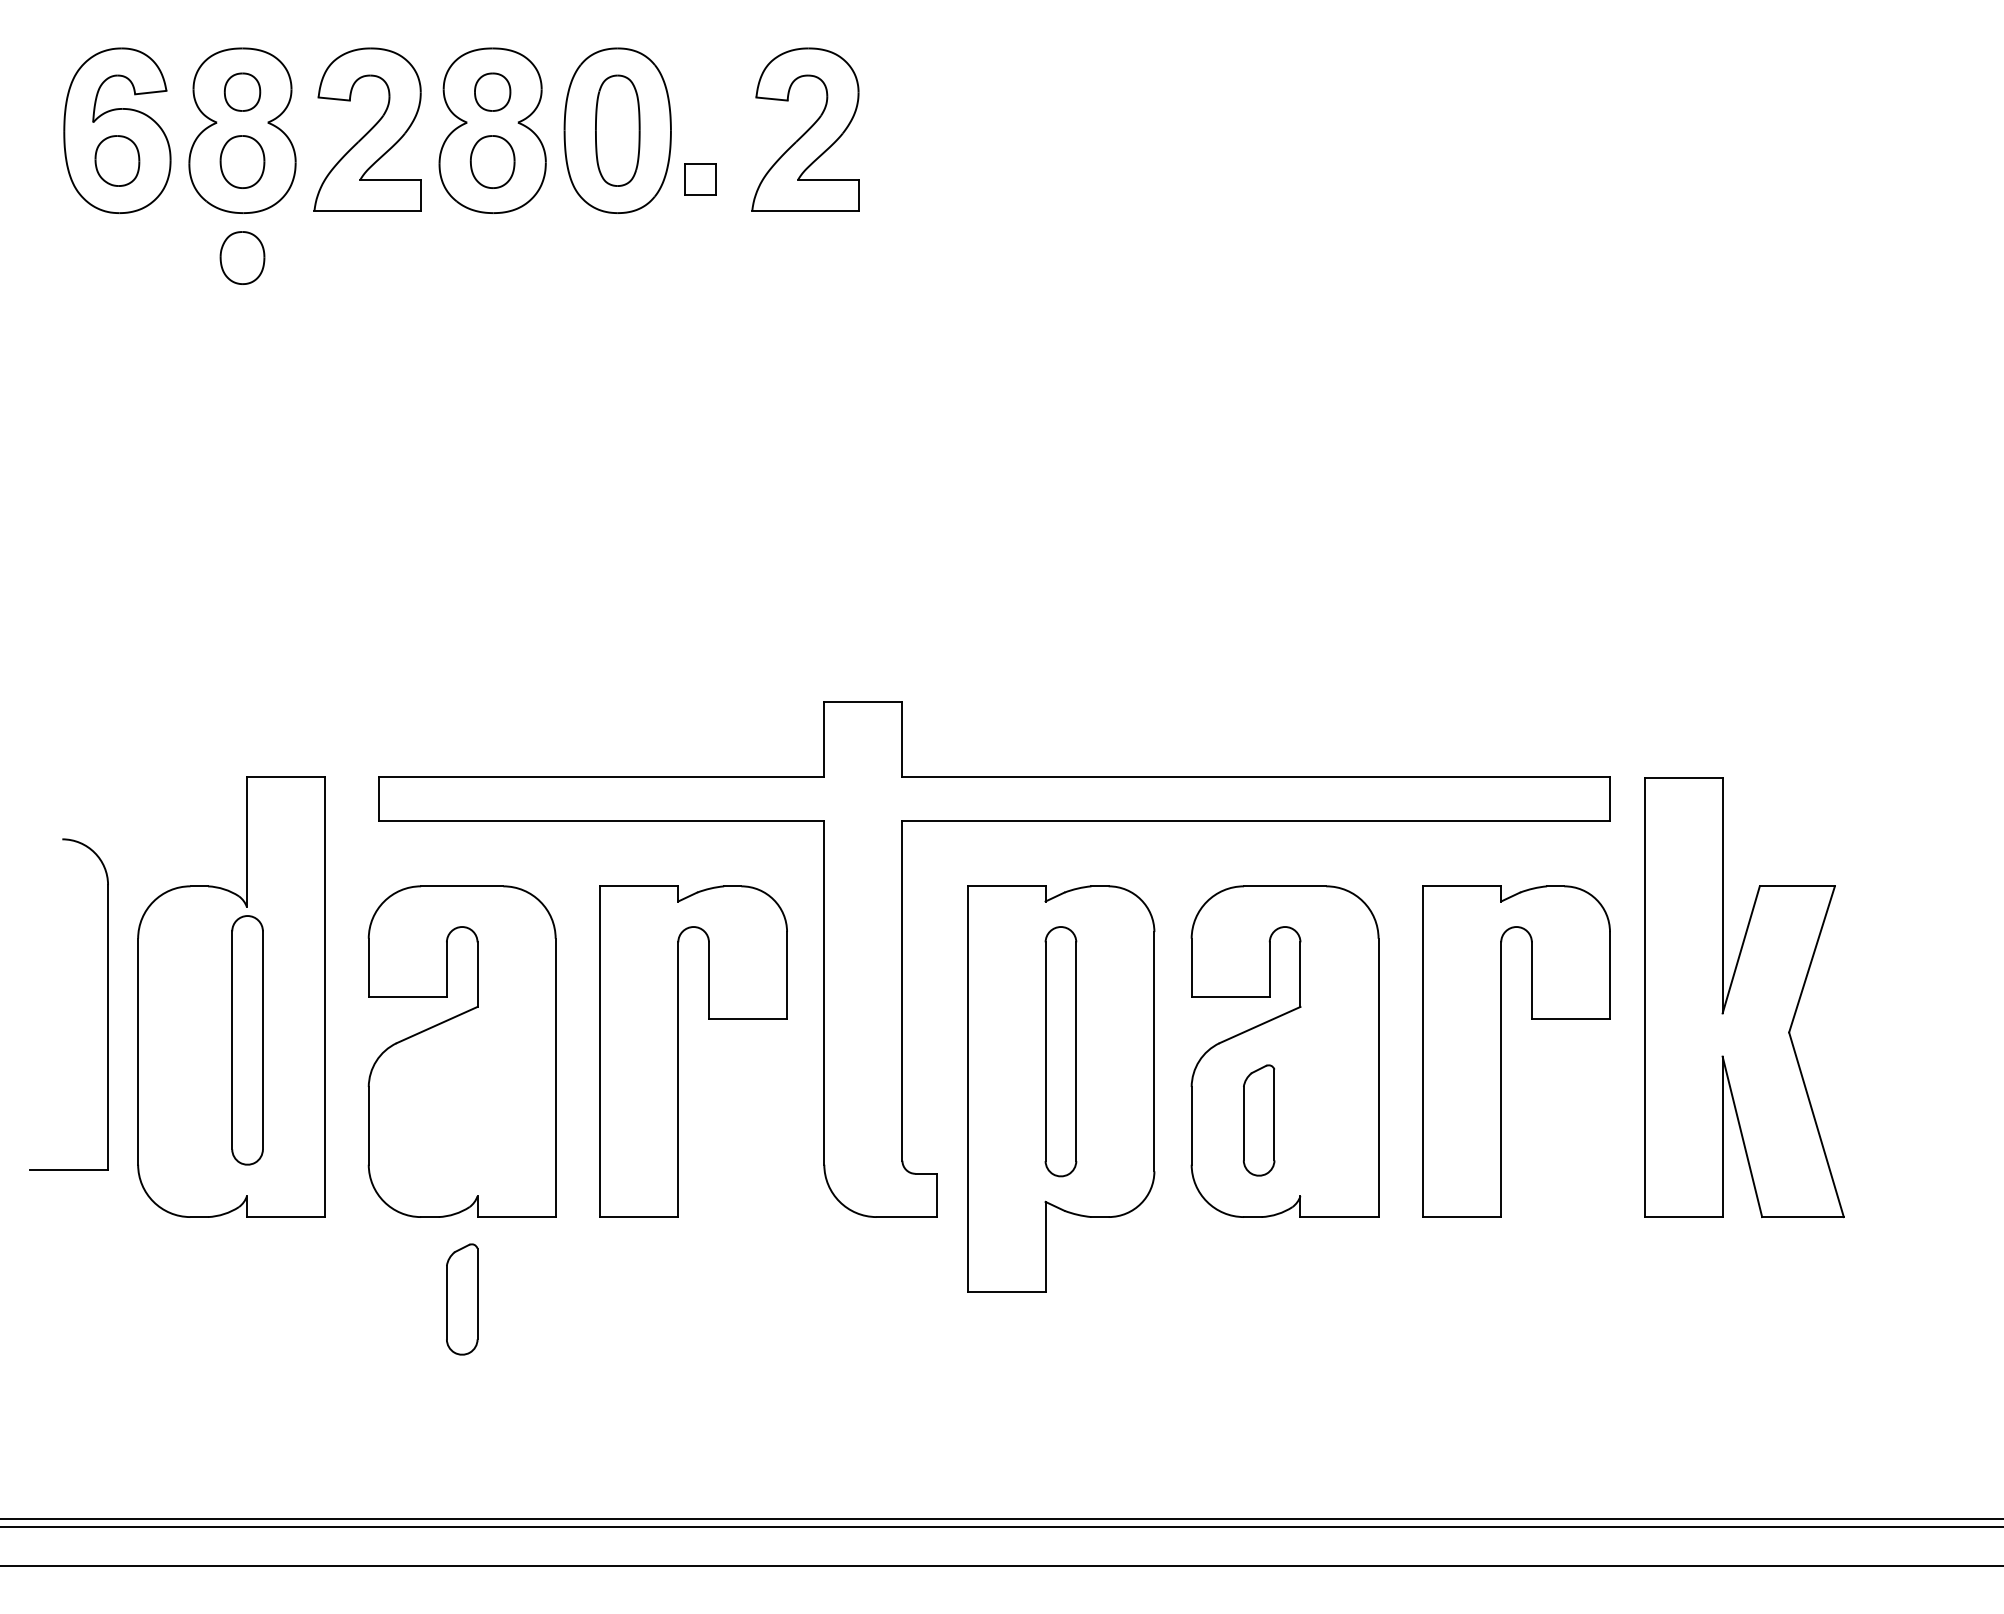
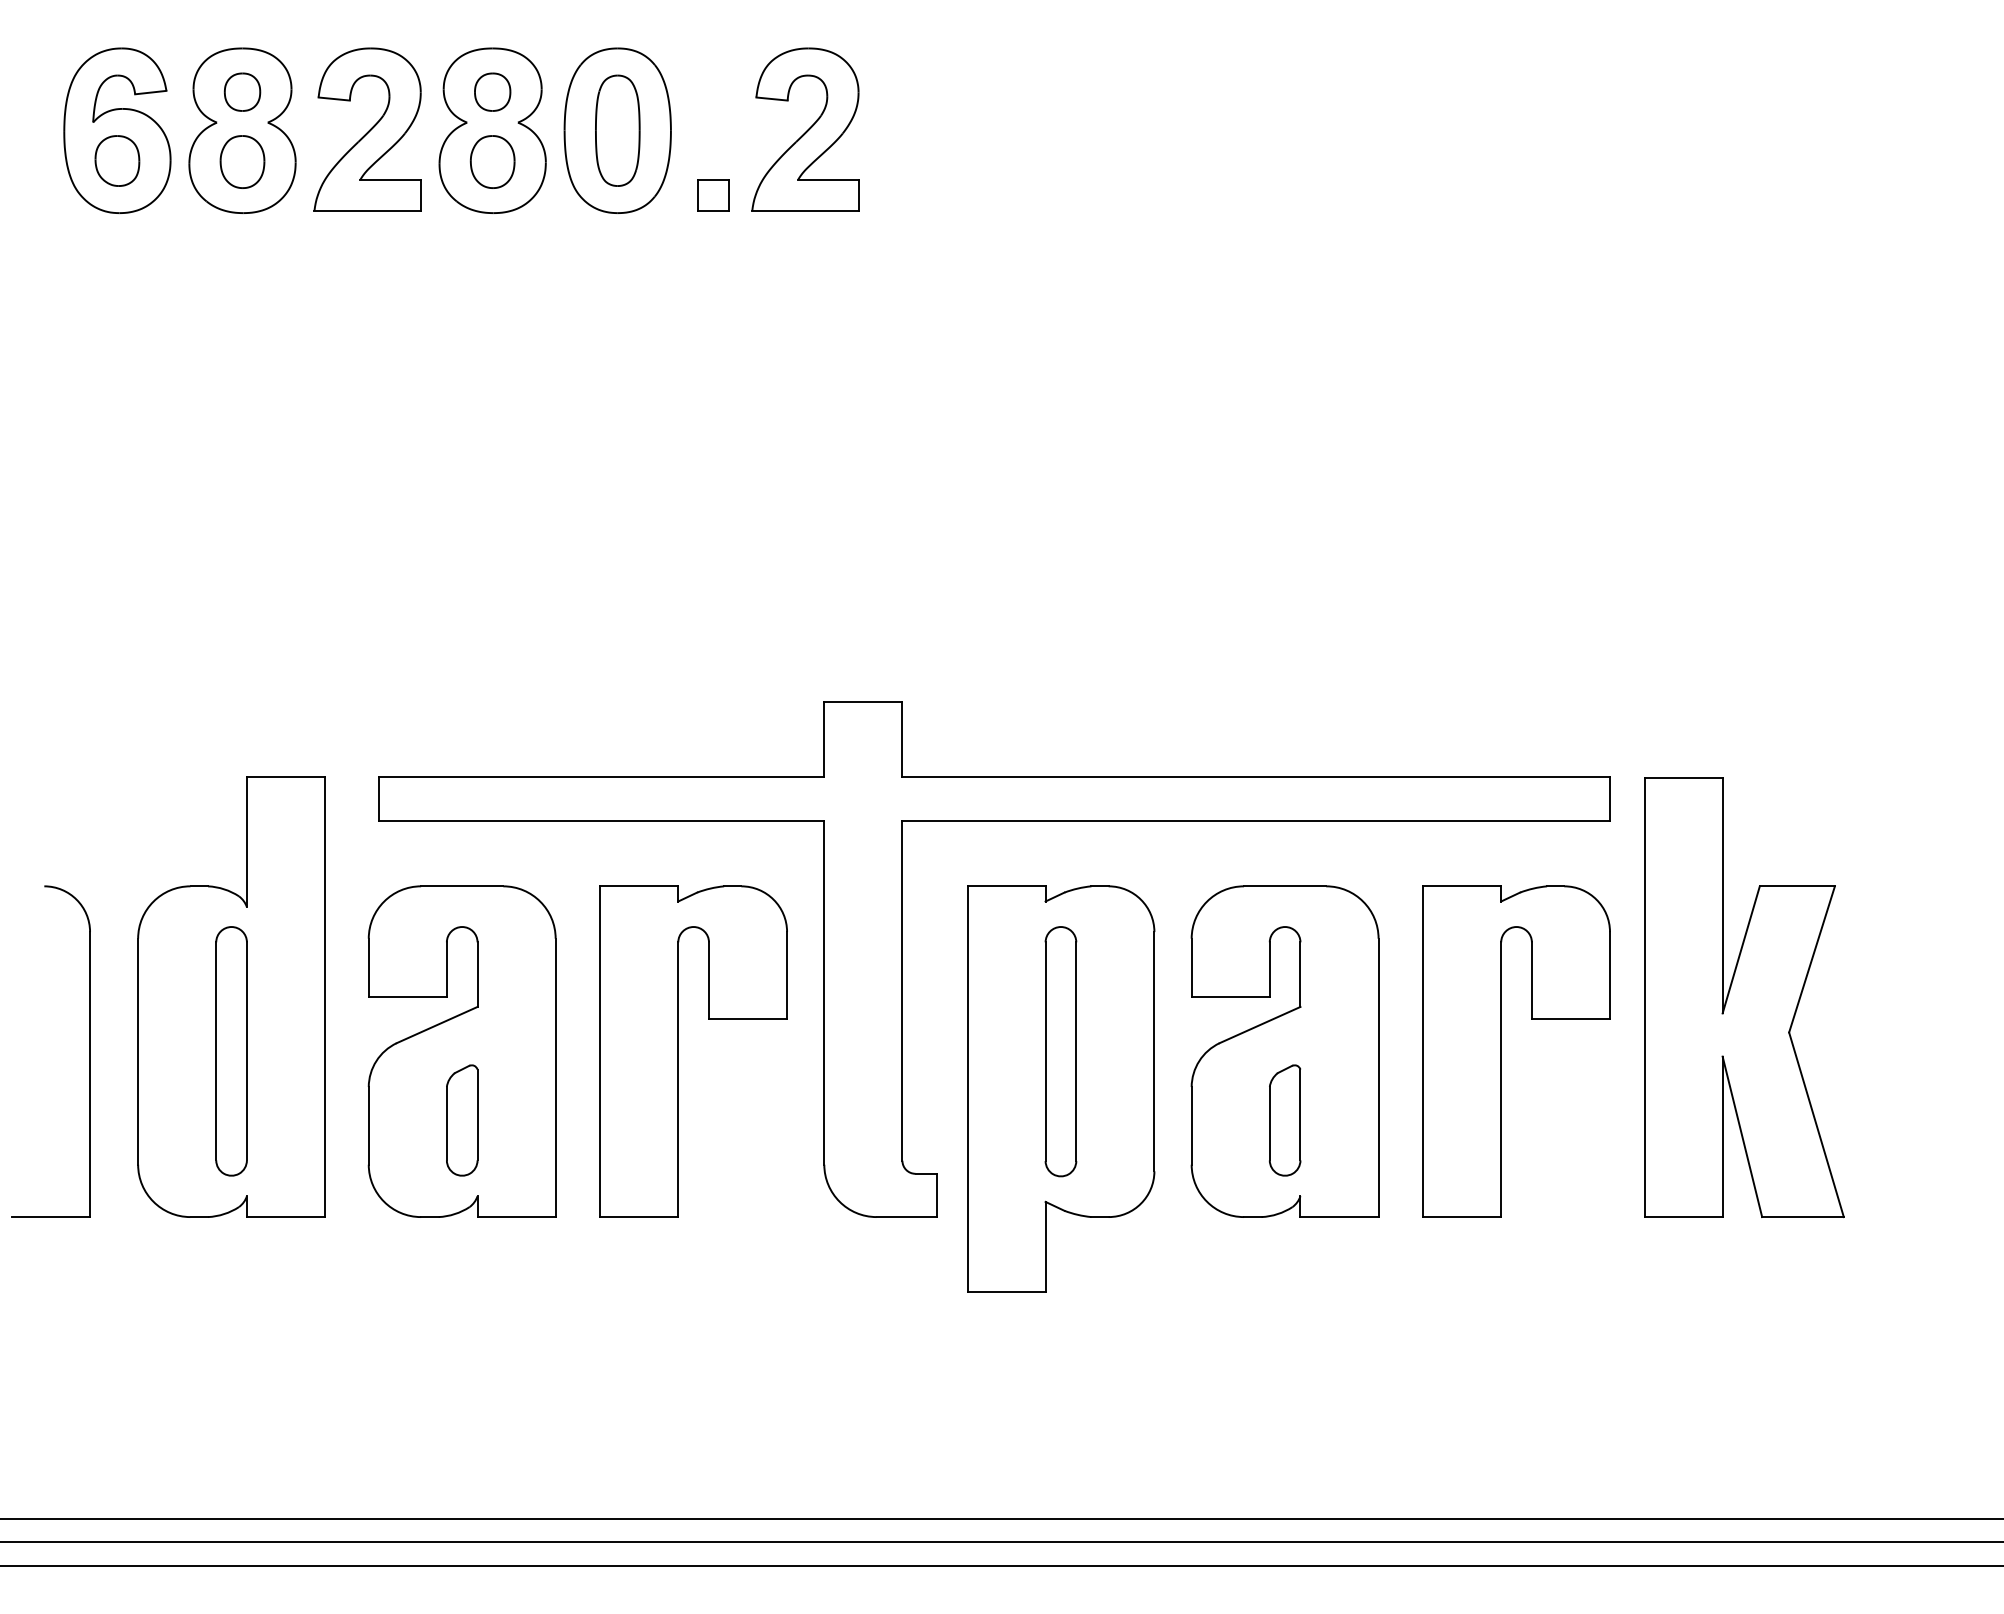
part position: (700, 179) -> (713, 195) (713, 195)
part: present -> none (242, 257)
part position: (107, 1004) -> (89, 1051) (89, 1051)
part position: (247, 1040) -> (231, 1051) (231, 1051)
part position: (1258, 1120) -> (1284, 1120) (1284, 1120)
part position: (462, 1299) -> (462, 1120) (462, 1120)
line position: (1001, 1527) -> (1001, 1542) (1001, 1542)
